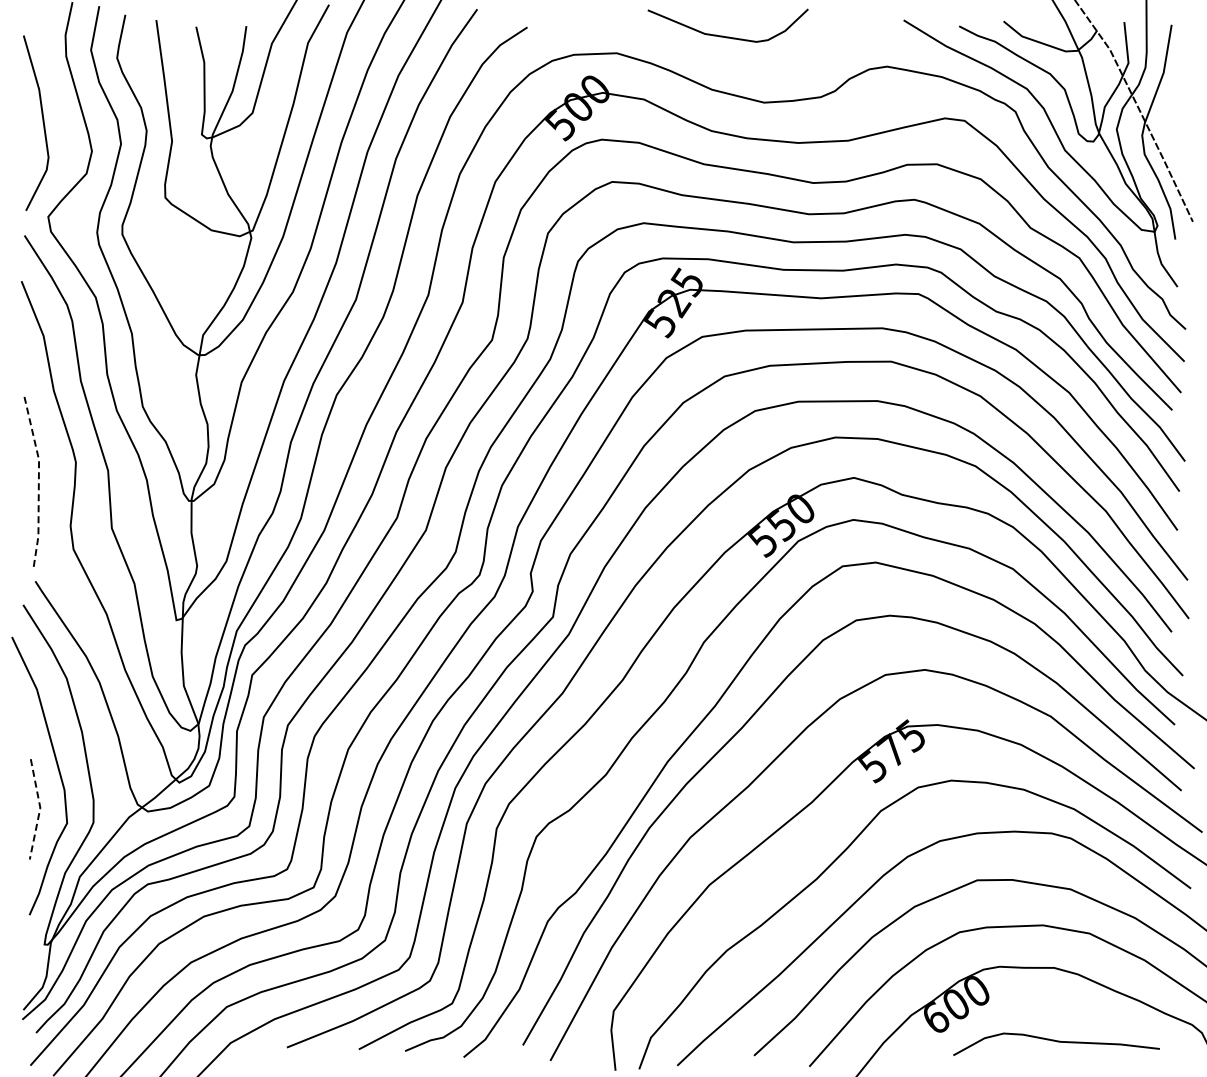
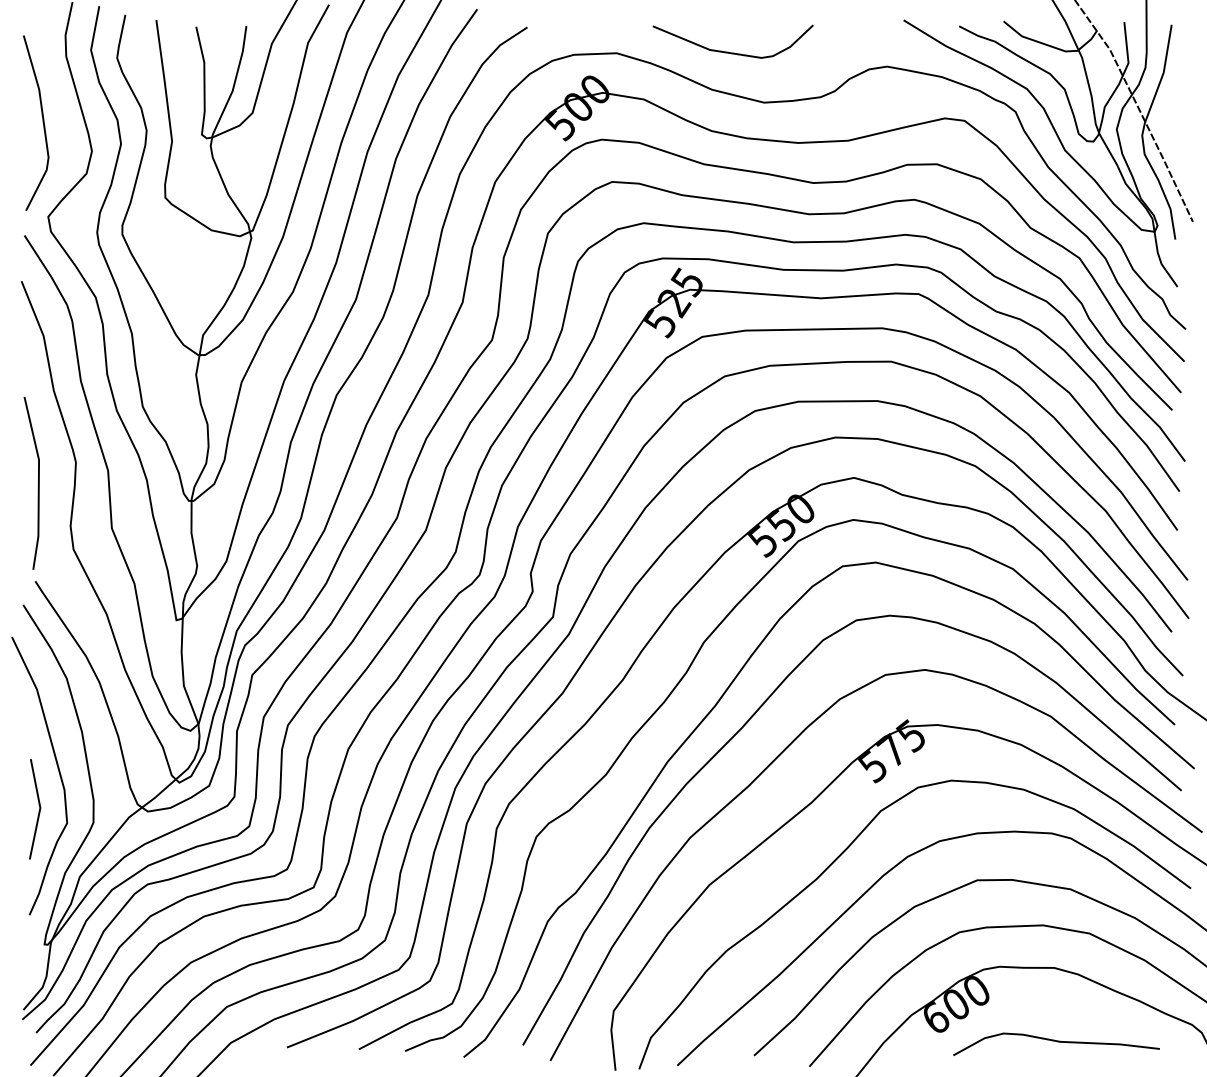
curve position: (723, 35) -> (728, 51) (728, 51)
line: dashed -> solid (38, 482)
line: dashed -> solid (40, 809)
